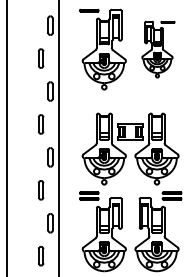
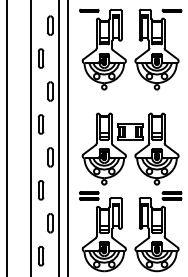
part size: 35x59 px -> 49x83 px (158, 49)
line: none -> present (30, 137)
line: none -> present (67, 137)
